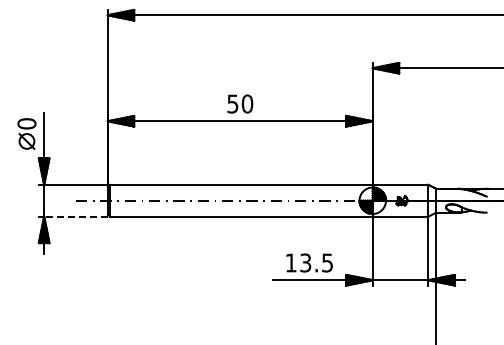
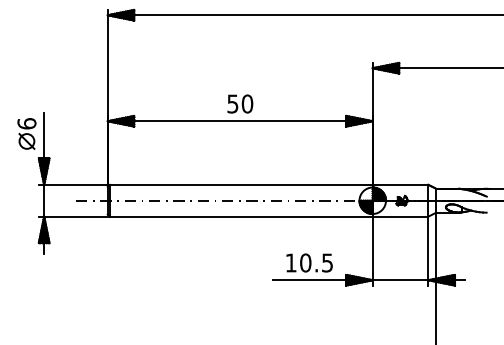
text: 0 -> 6 (26, 123)
line: dashed -> solid (75, 216)
text: 13.5 -> 10.5 (305, 262)
